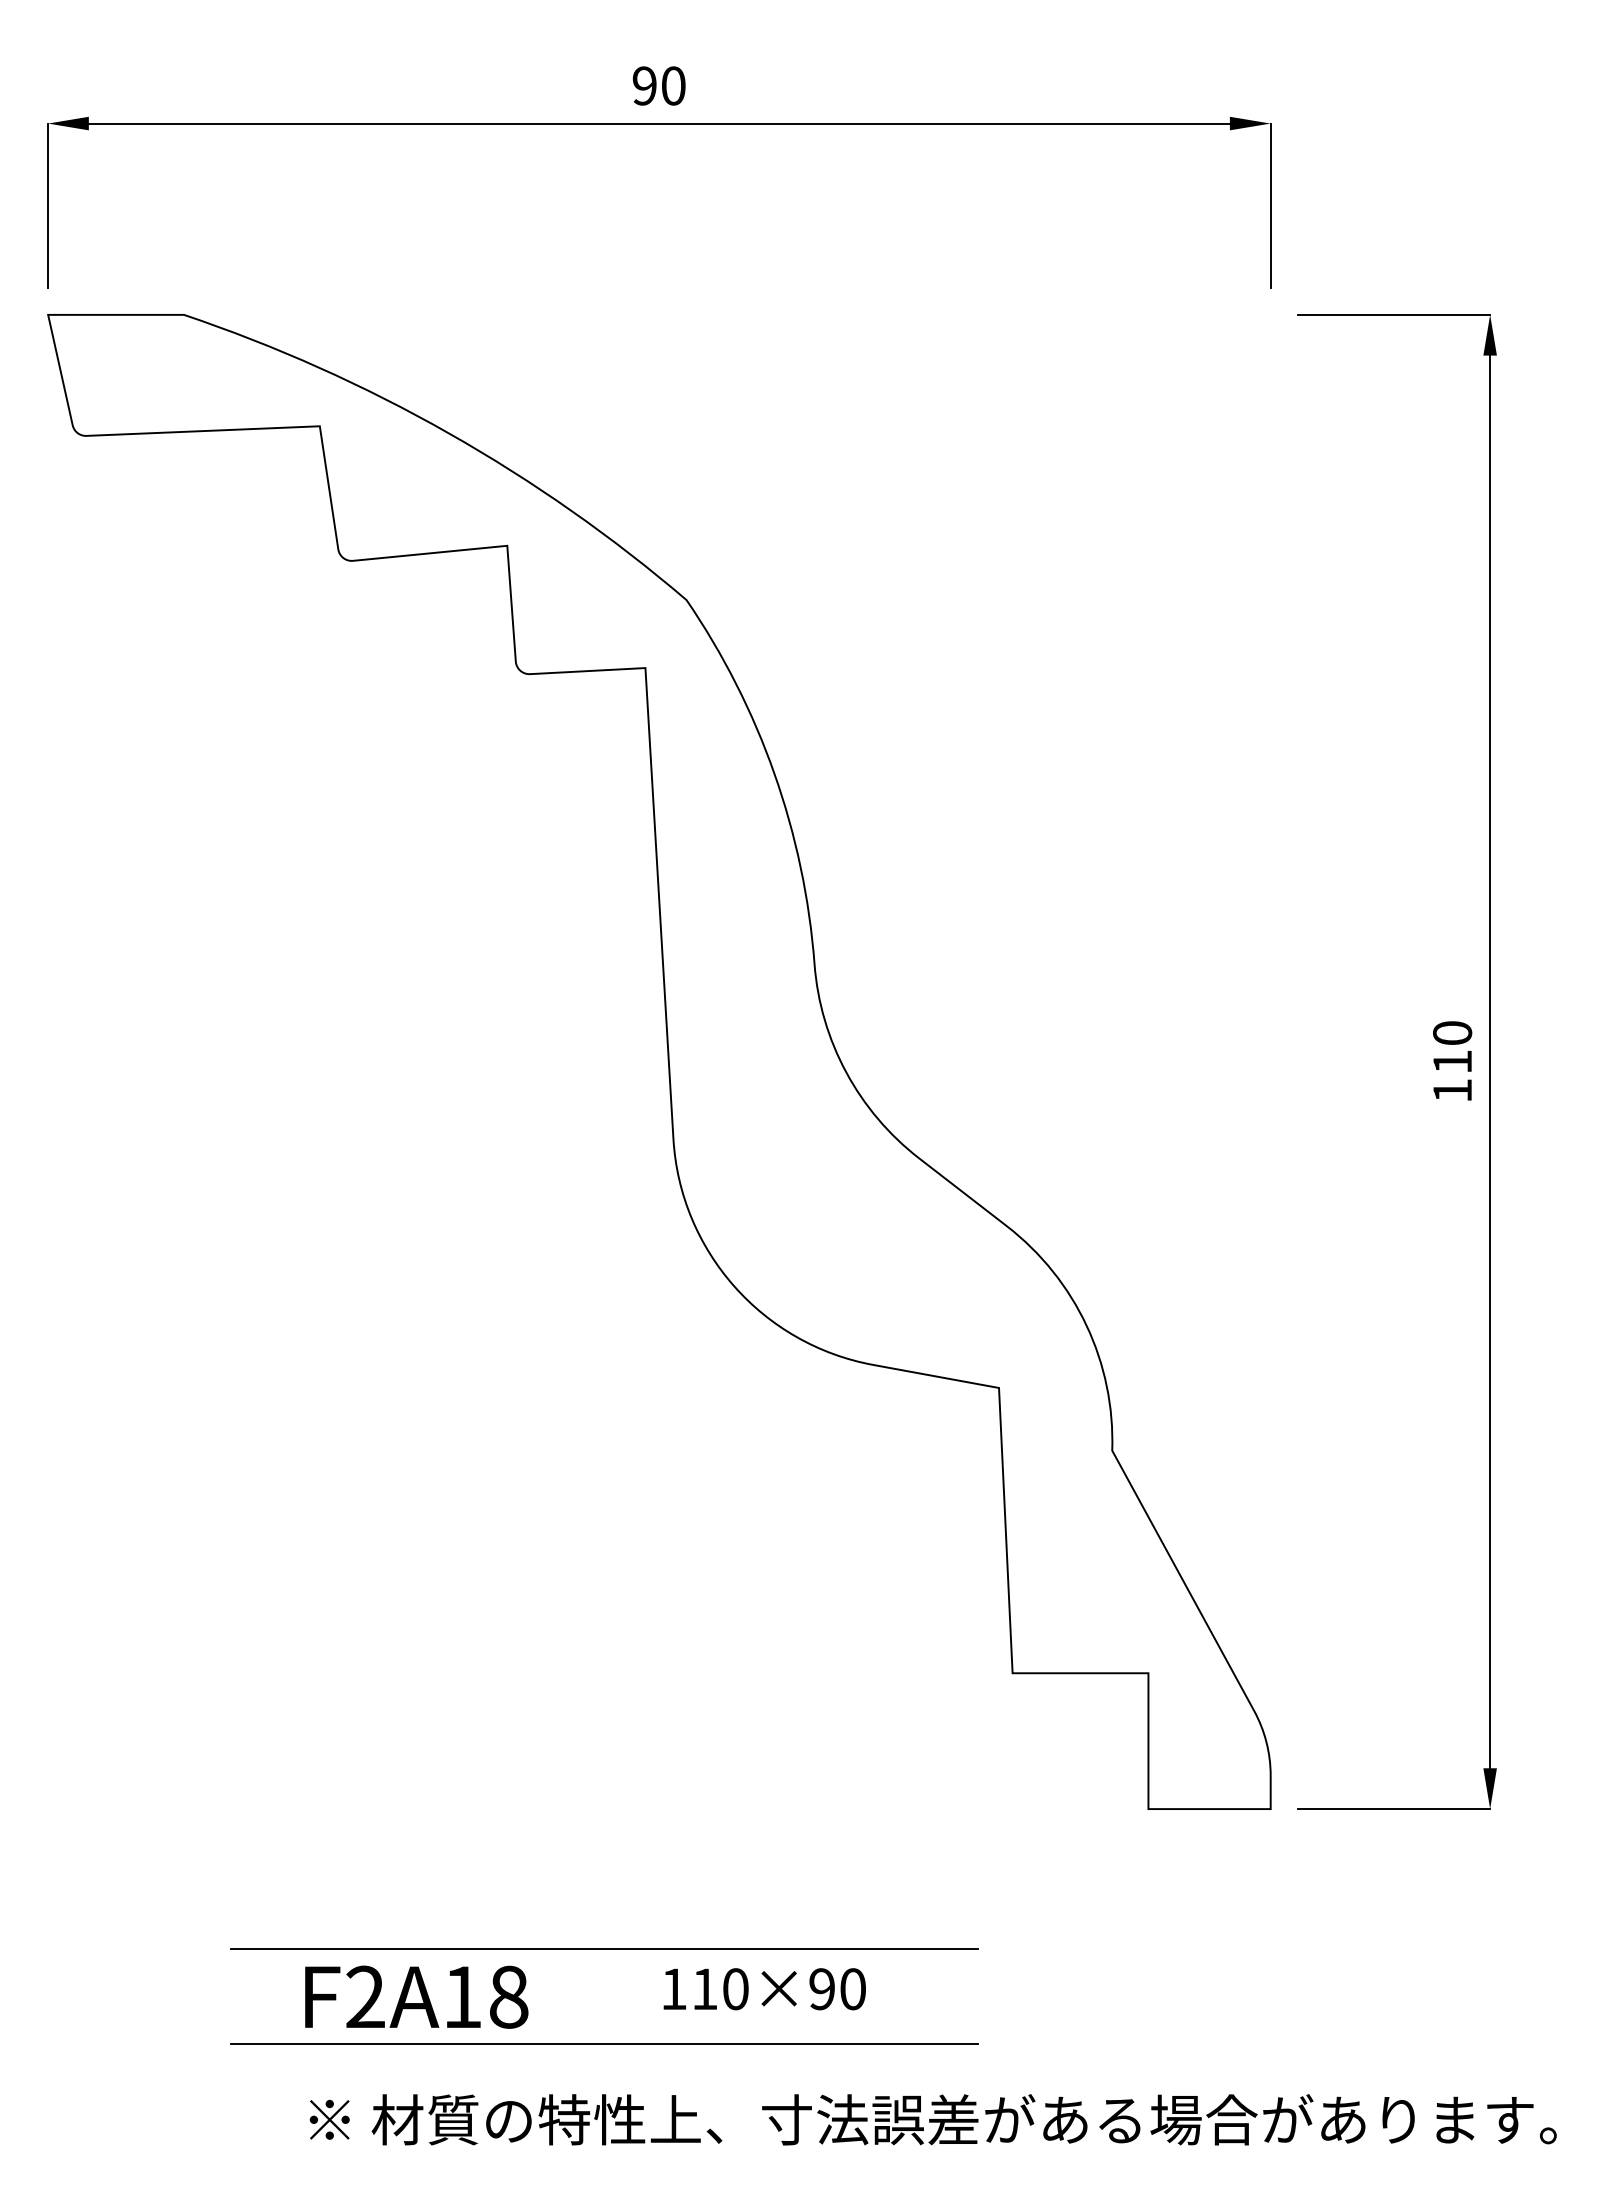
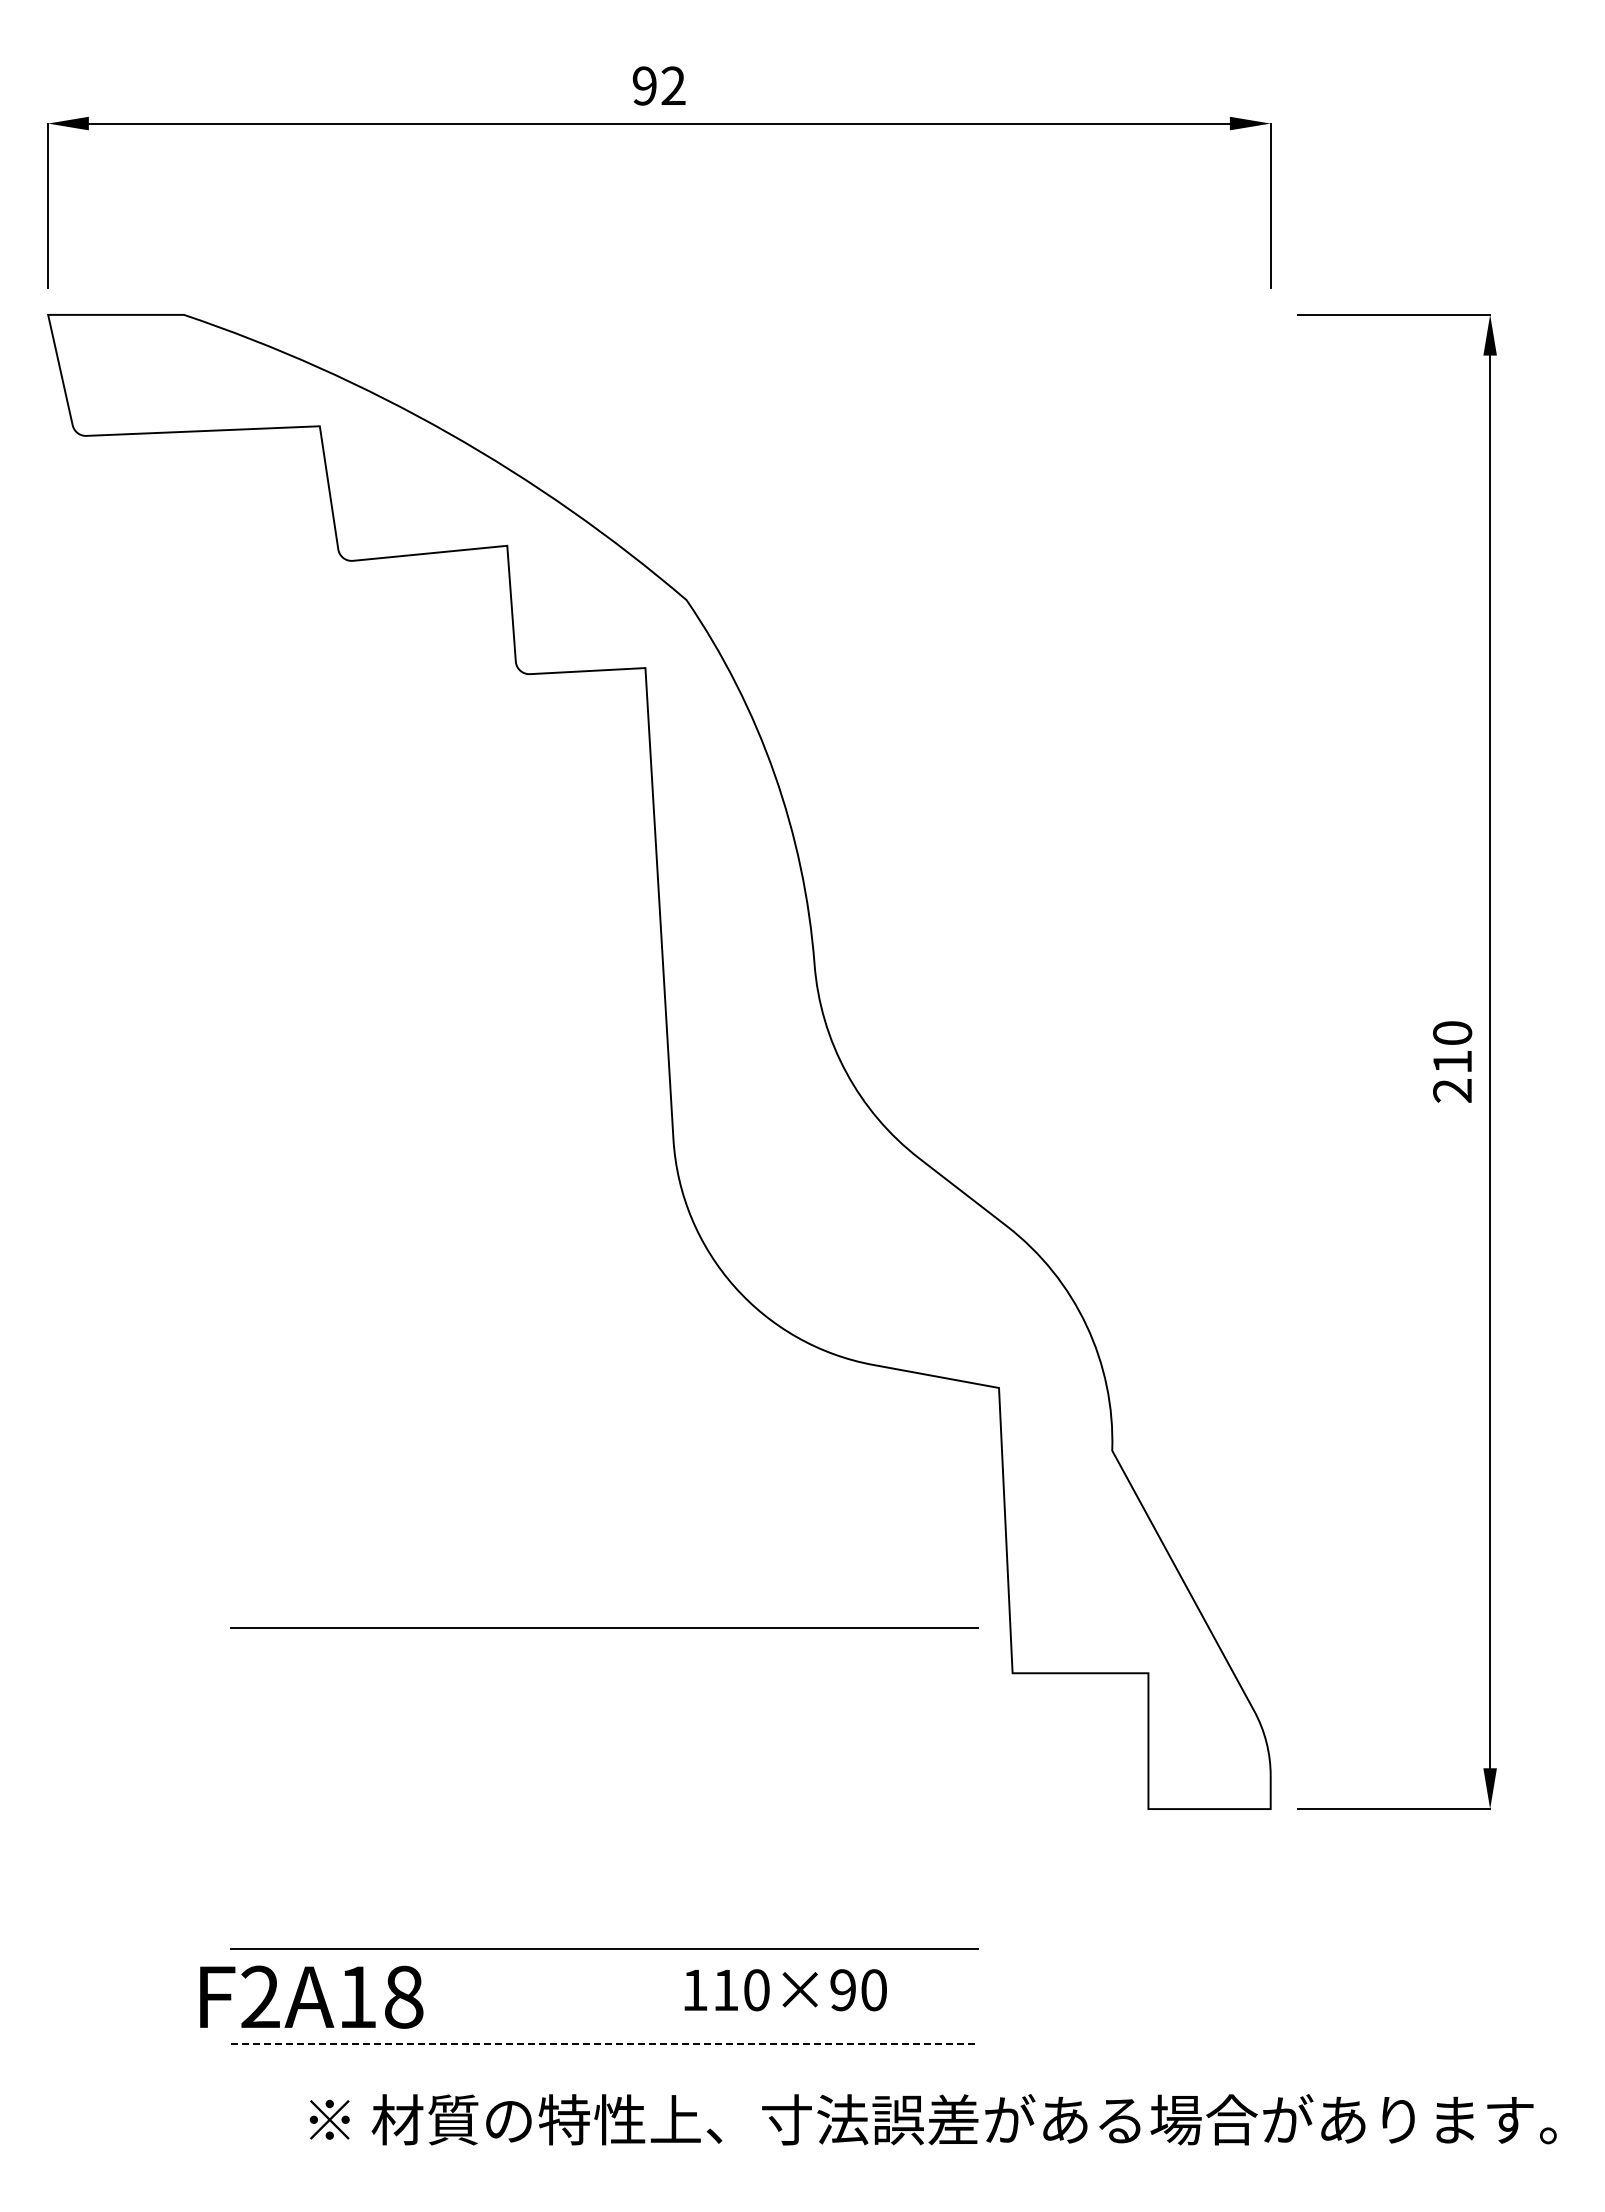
text: 90 -> 92 (673, 85)
text: 110 -> 210 (1452, 1090)
line: none -> present (604, 1627)
text position: (764, 1989) -> (785, 1990) (785, 1990)
text position: (416, 1996) -> (311, 1996) (311, 1996)
line: solid -> dashed (604, 2043)
